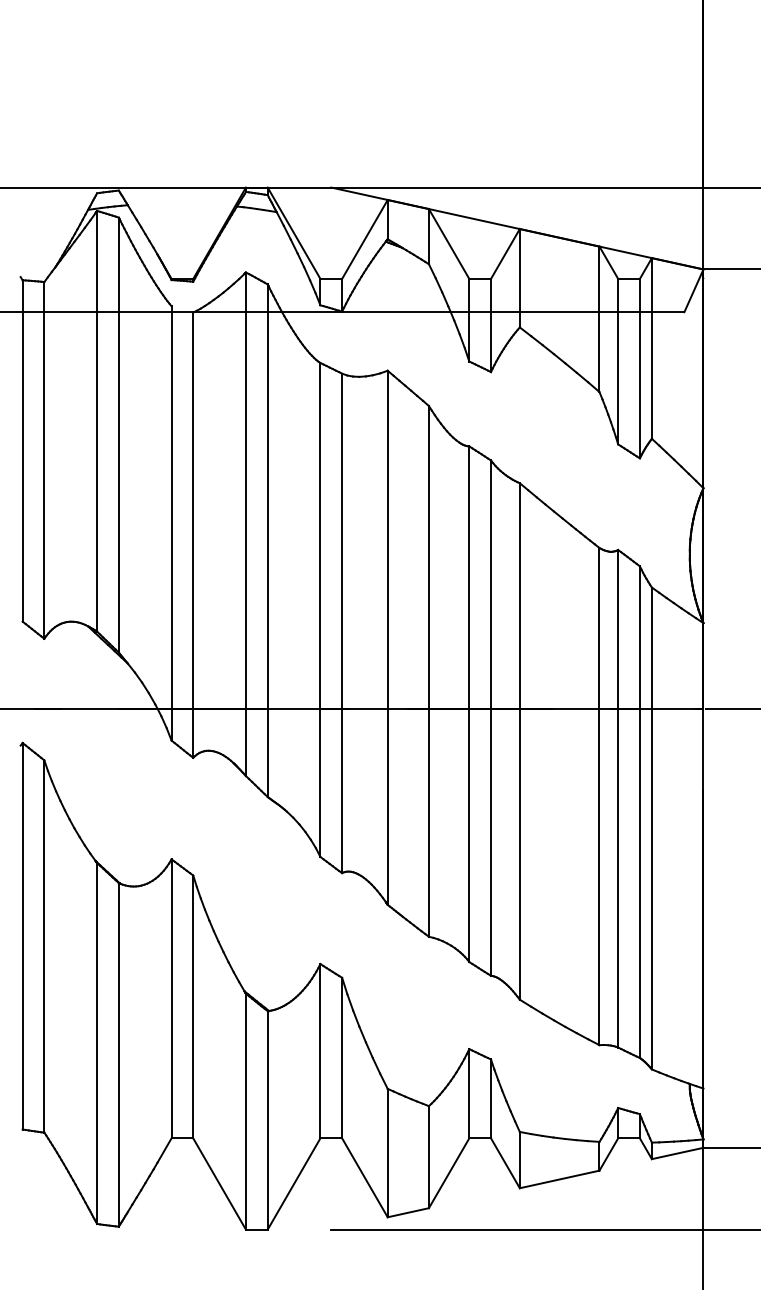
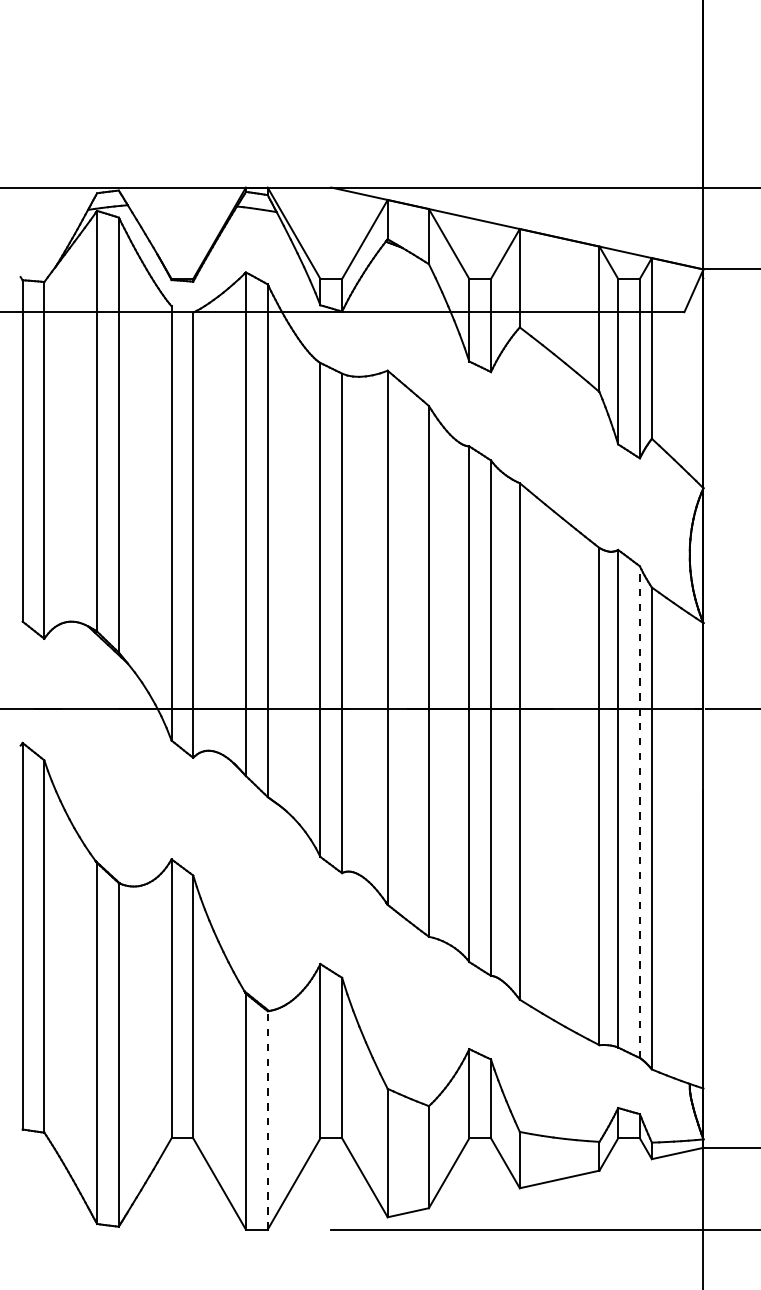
line: solid -> dashed (639, 812)
line: solid -> dashed (267, 1119)
